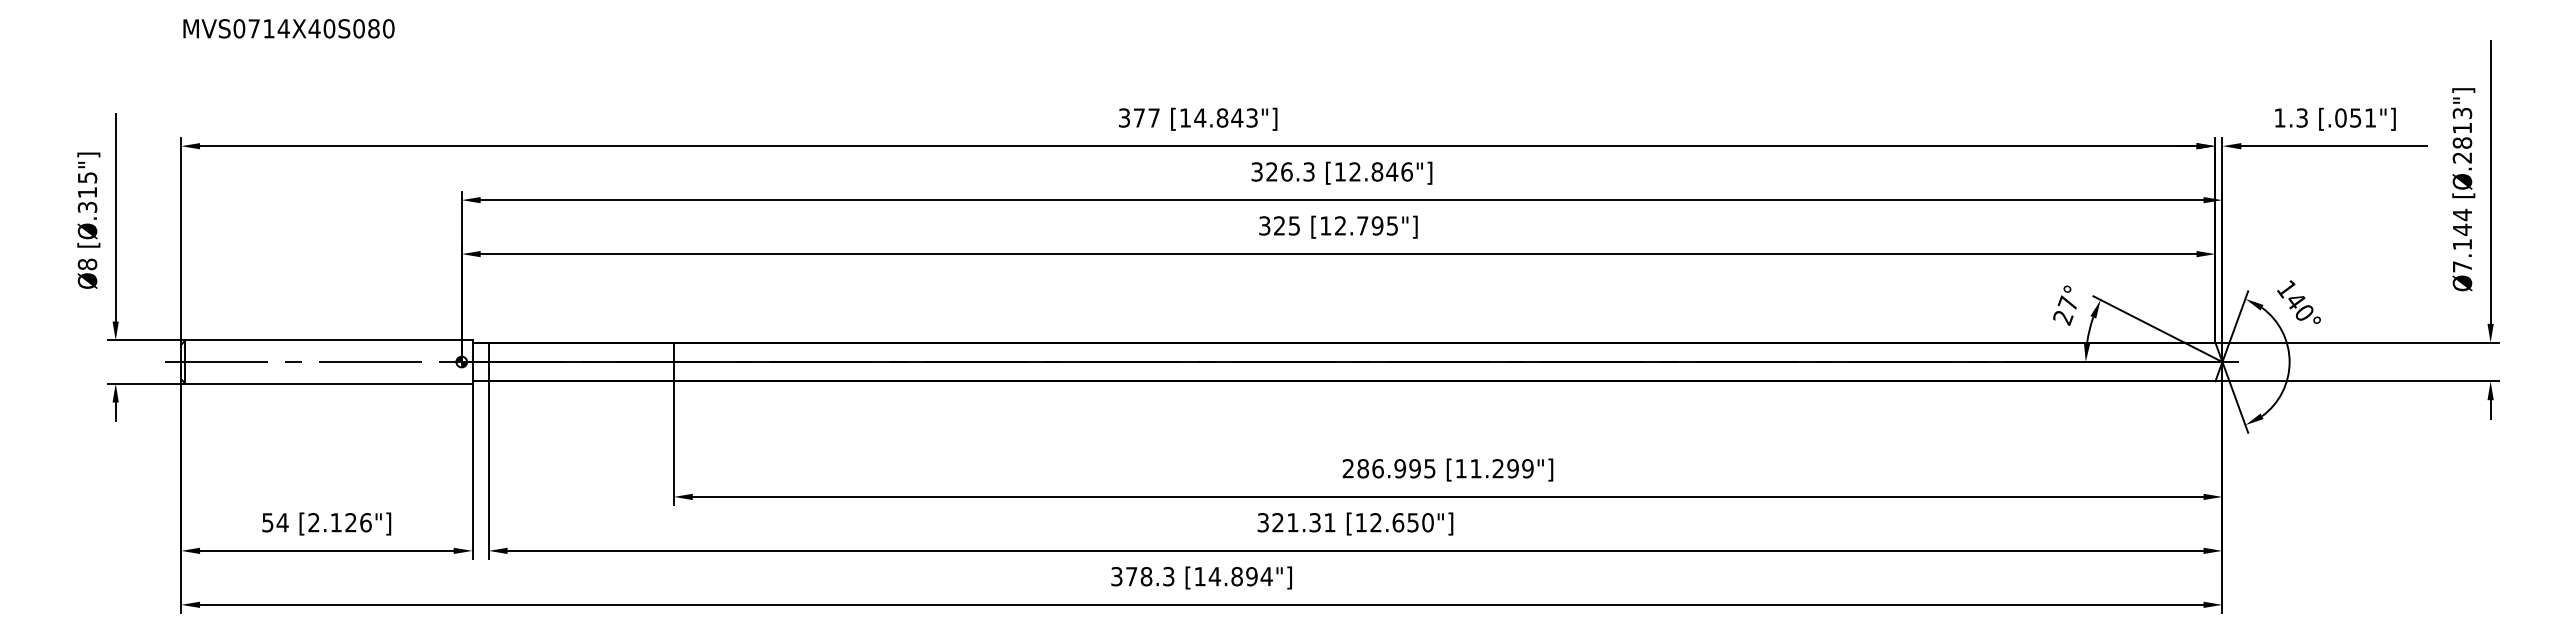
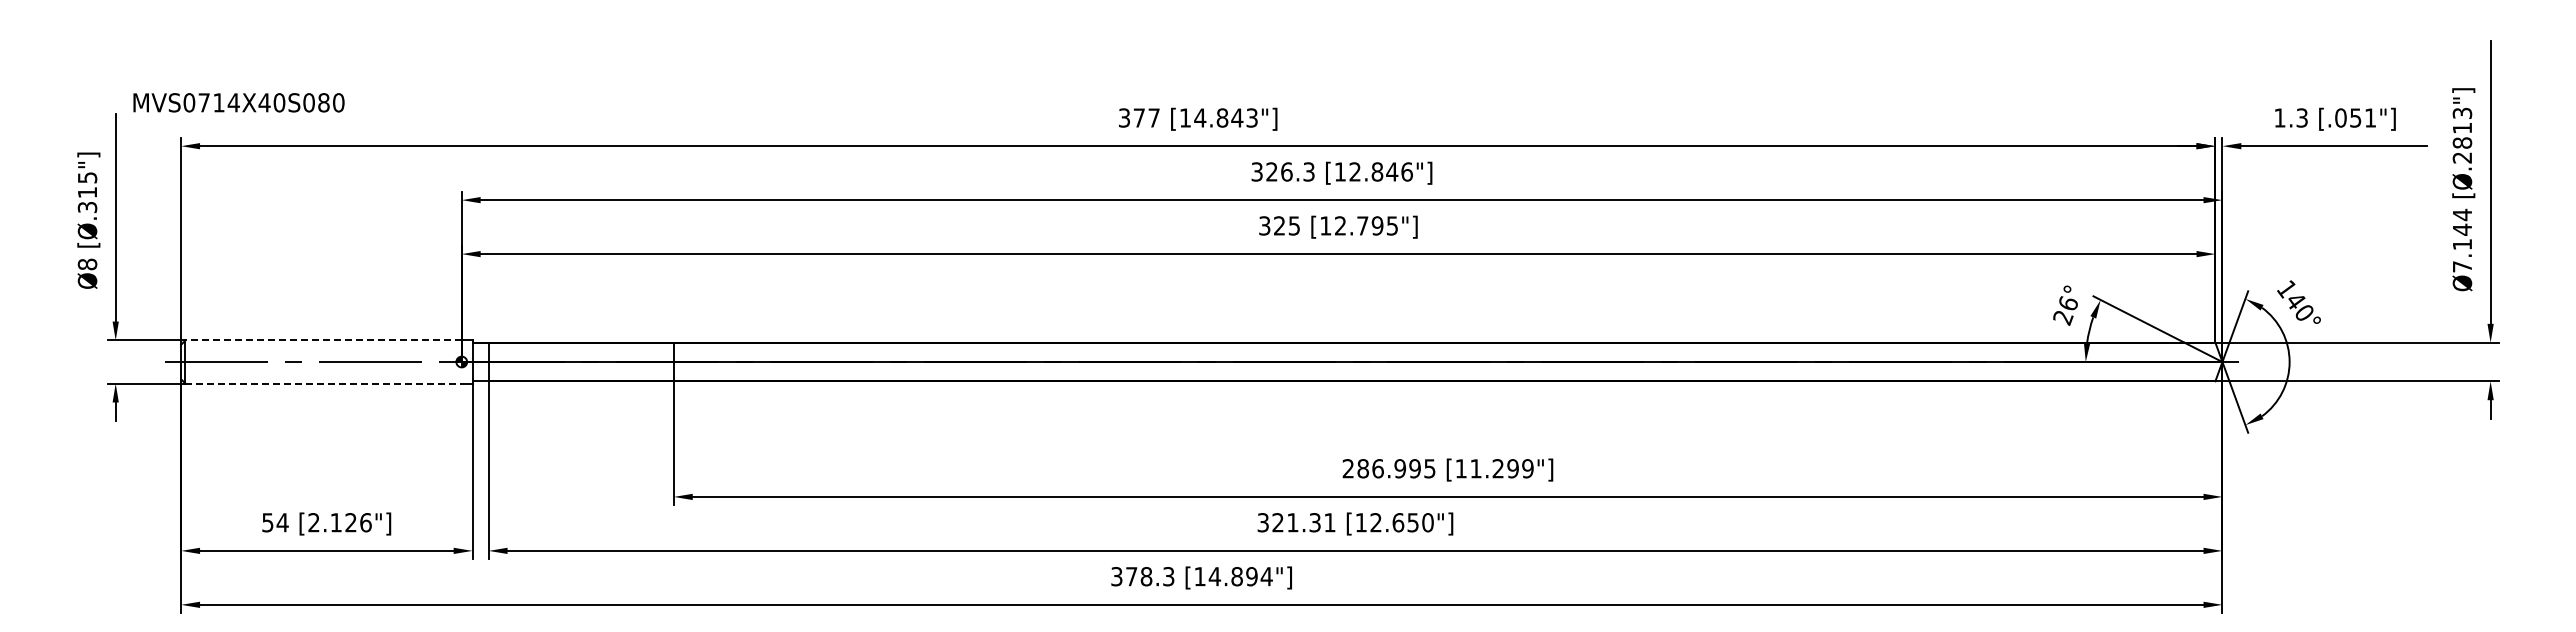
text position: (288, 28) -> (238, 102) (238, 102)
text: 27° -> 26° (2067, 302)
line: solid -> dashed (323, 340)
line: solid -> dashed (324, 383)
